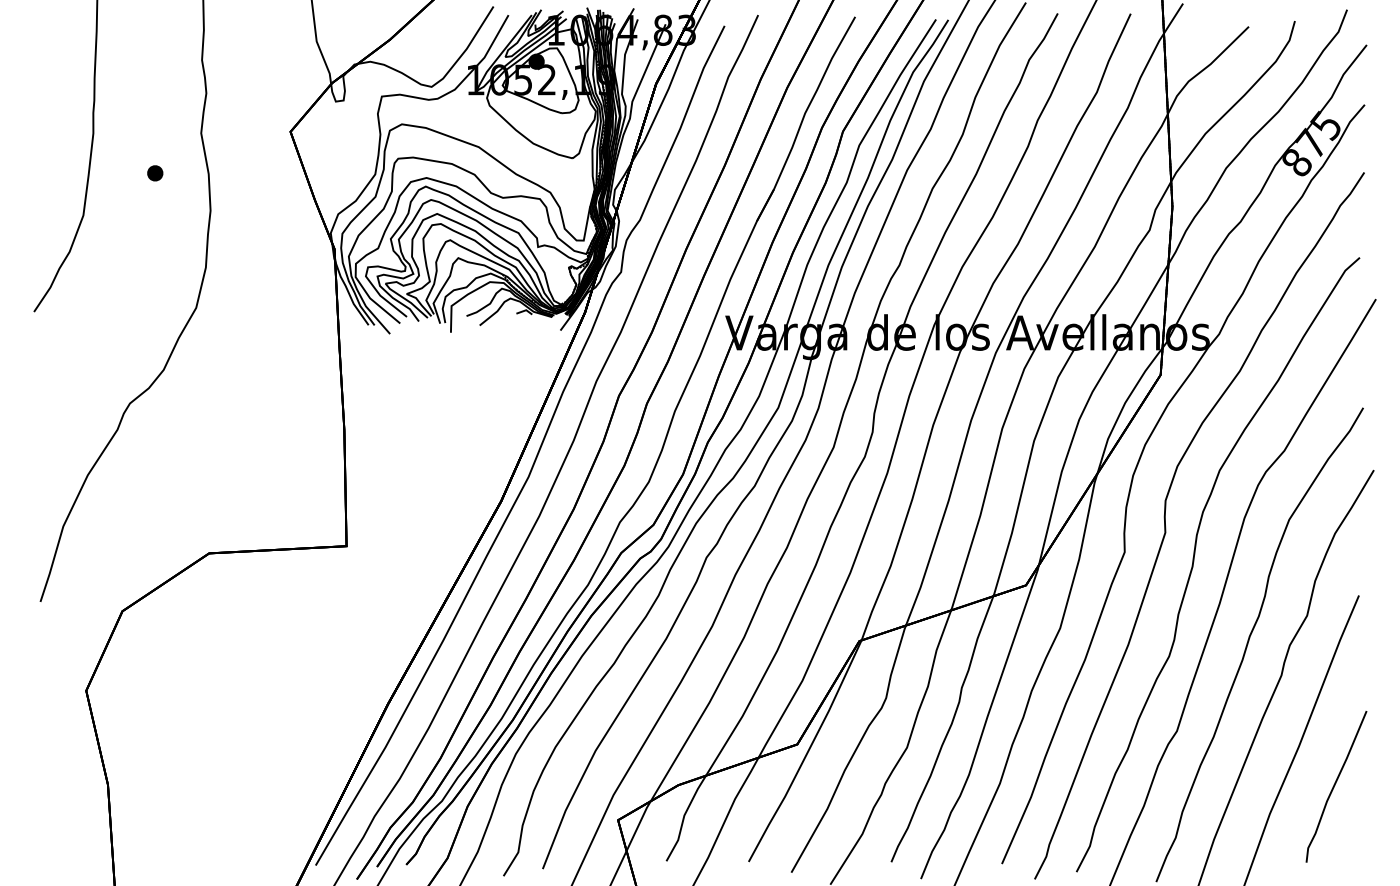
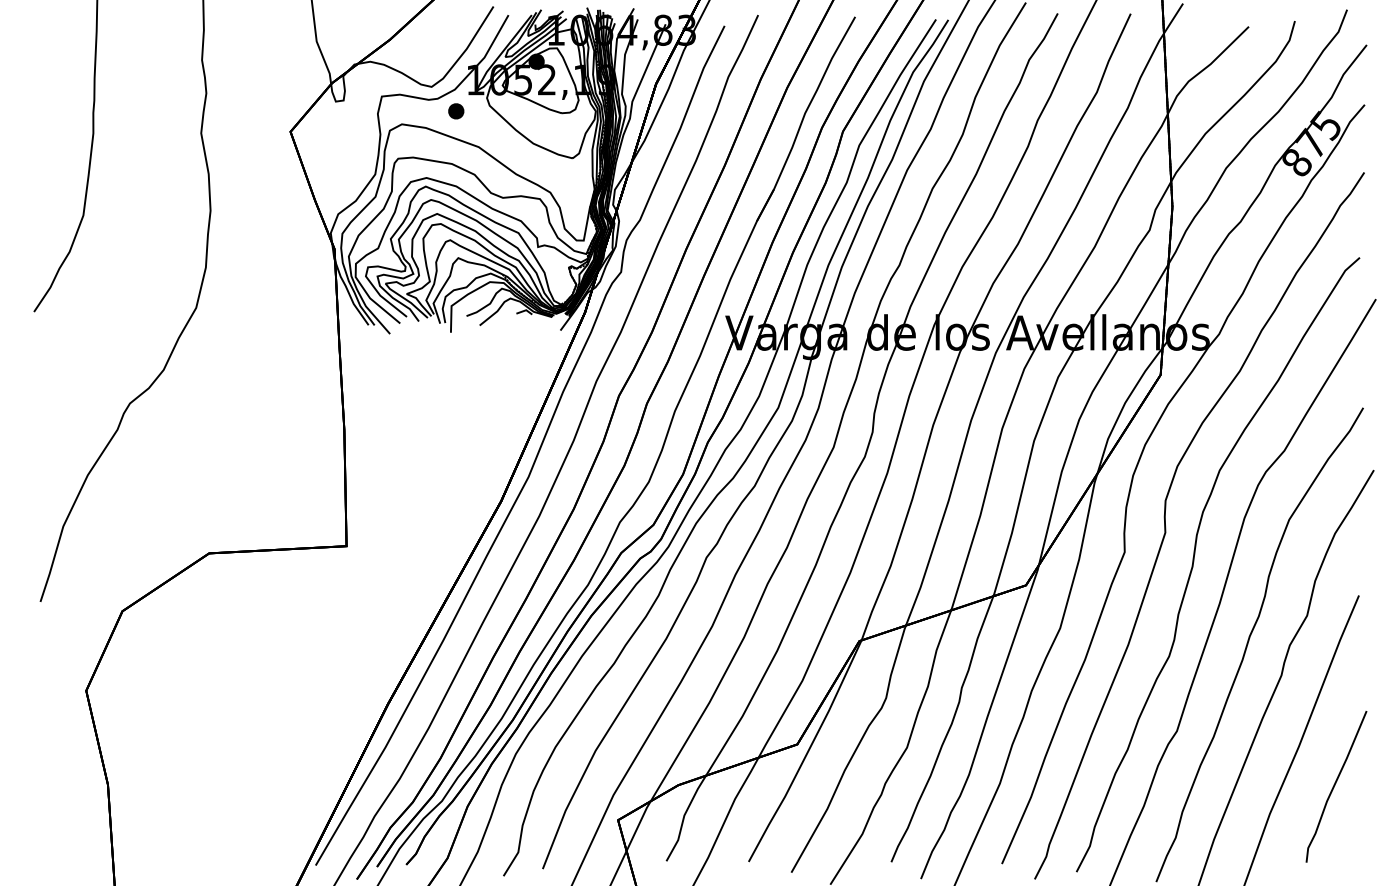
part position: (155, 173) -> (456, 111) (456, 111)
